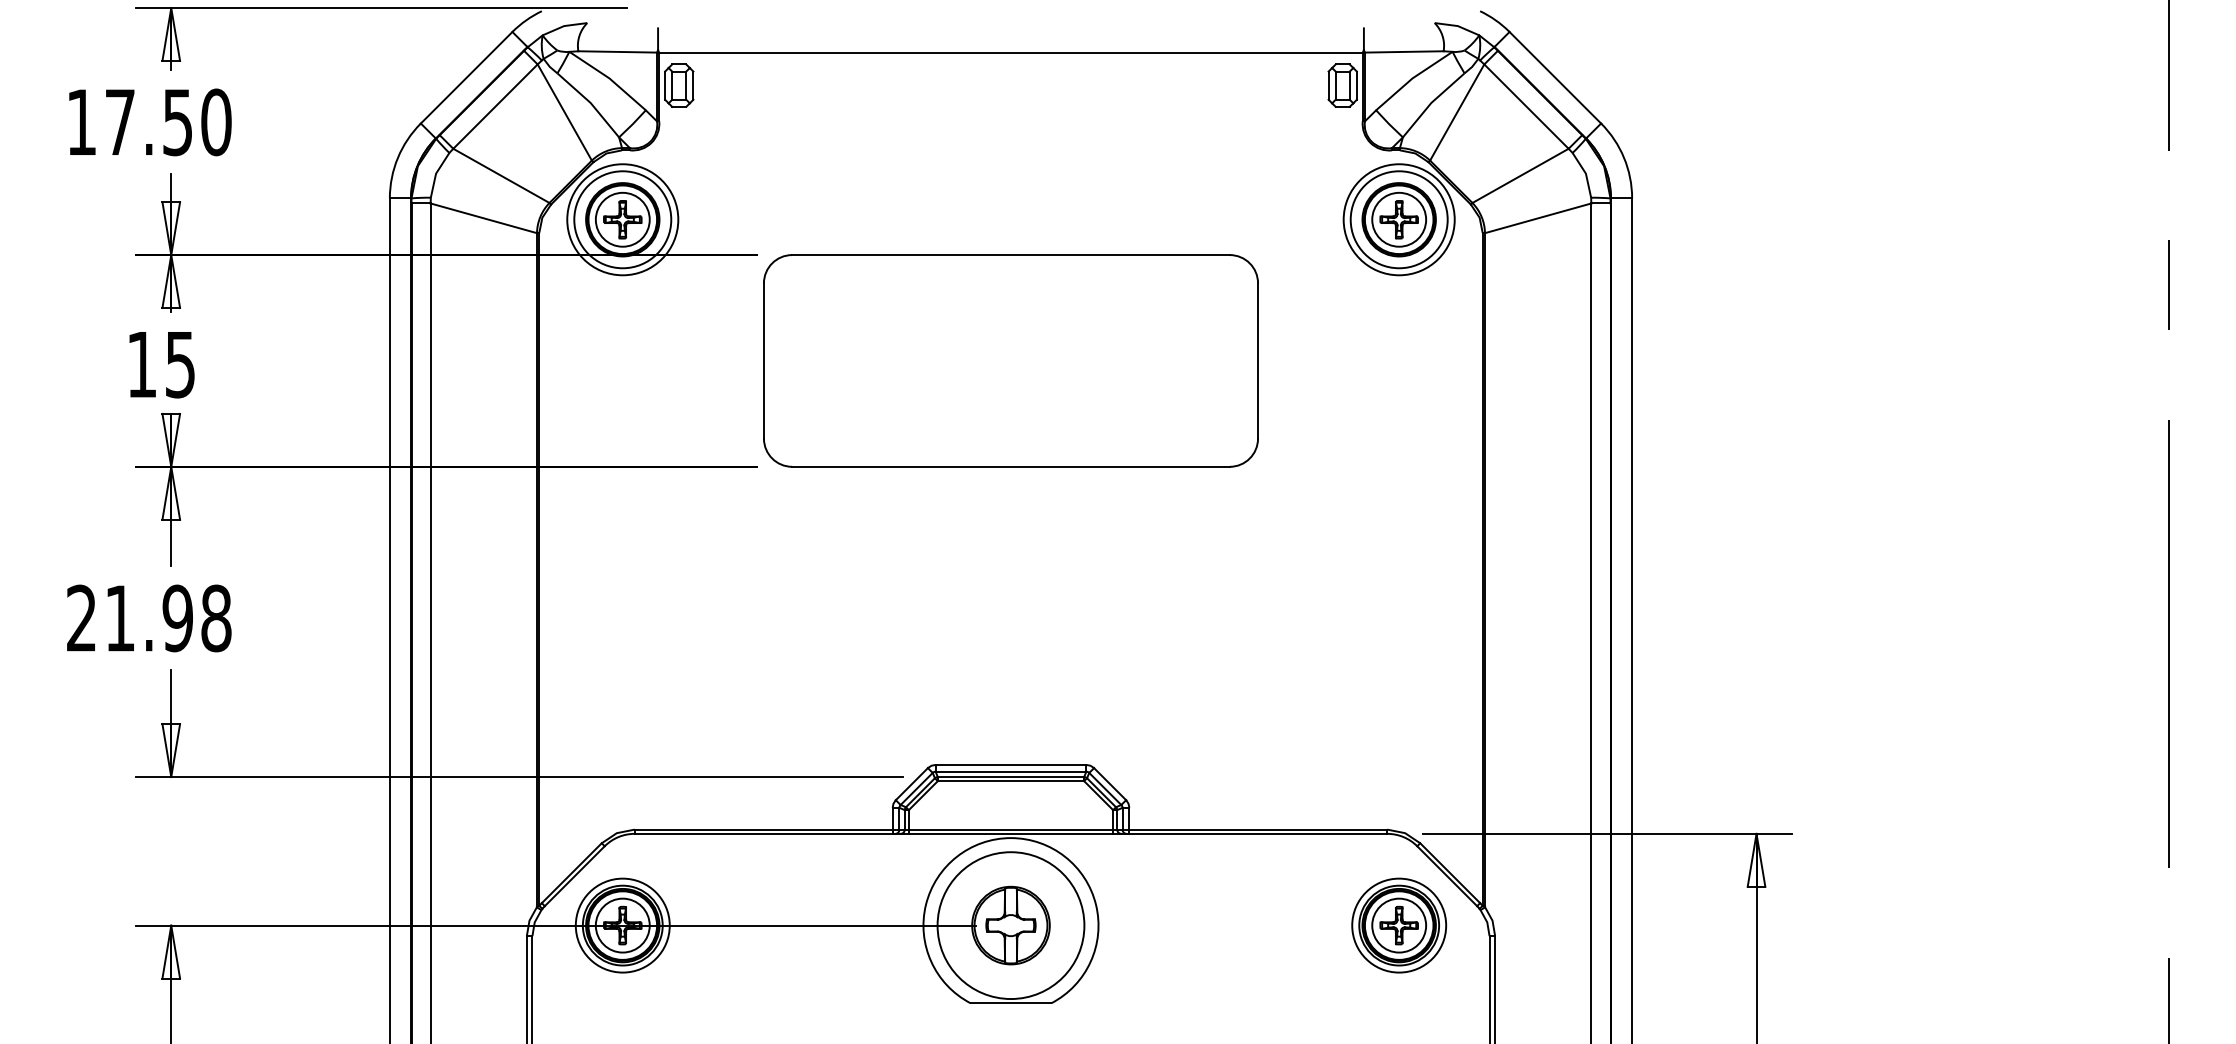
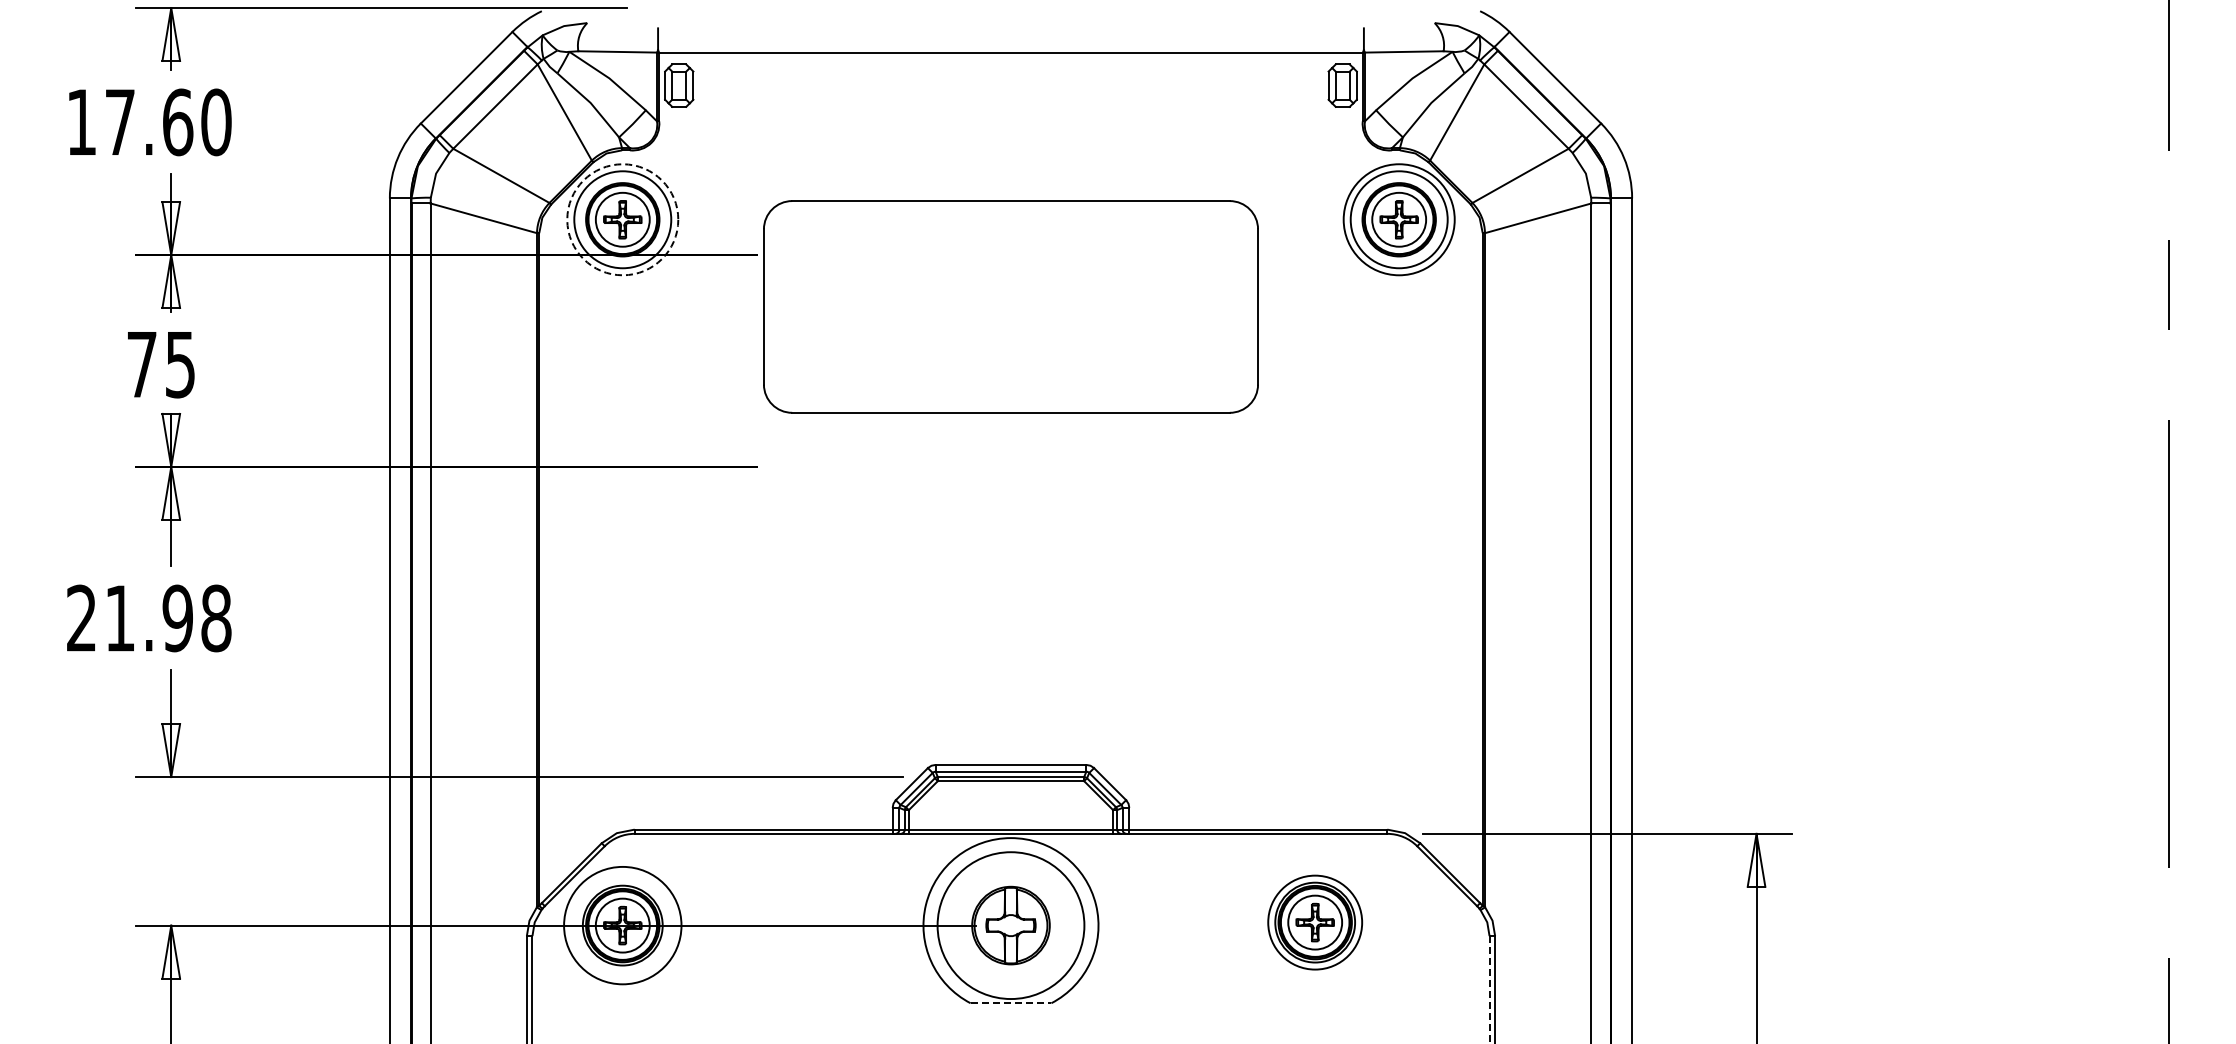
text: 17.50 -> 17.60 (178, 122)
circle: solid -> dashed (622, 219)
part position: (1010, 360) -> (1010, 306) (1010, 306)
text: 15 -> 75 (142, 364)
circle diameter: 94 px -> 117 px (622, 925)
part position: (1399, 925) -> (1315, 922) (1315, 922)
line: solid -> dashed (1489, 990)
line: solid -> dashed (1011, 1003)
